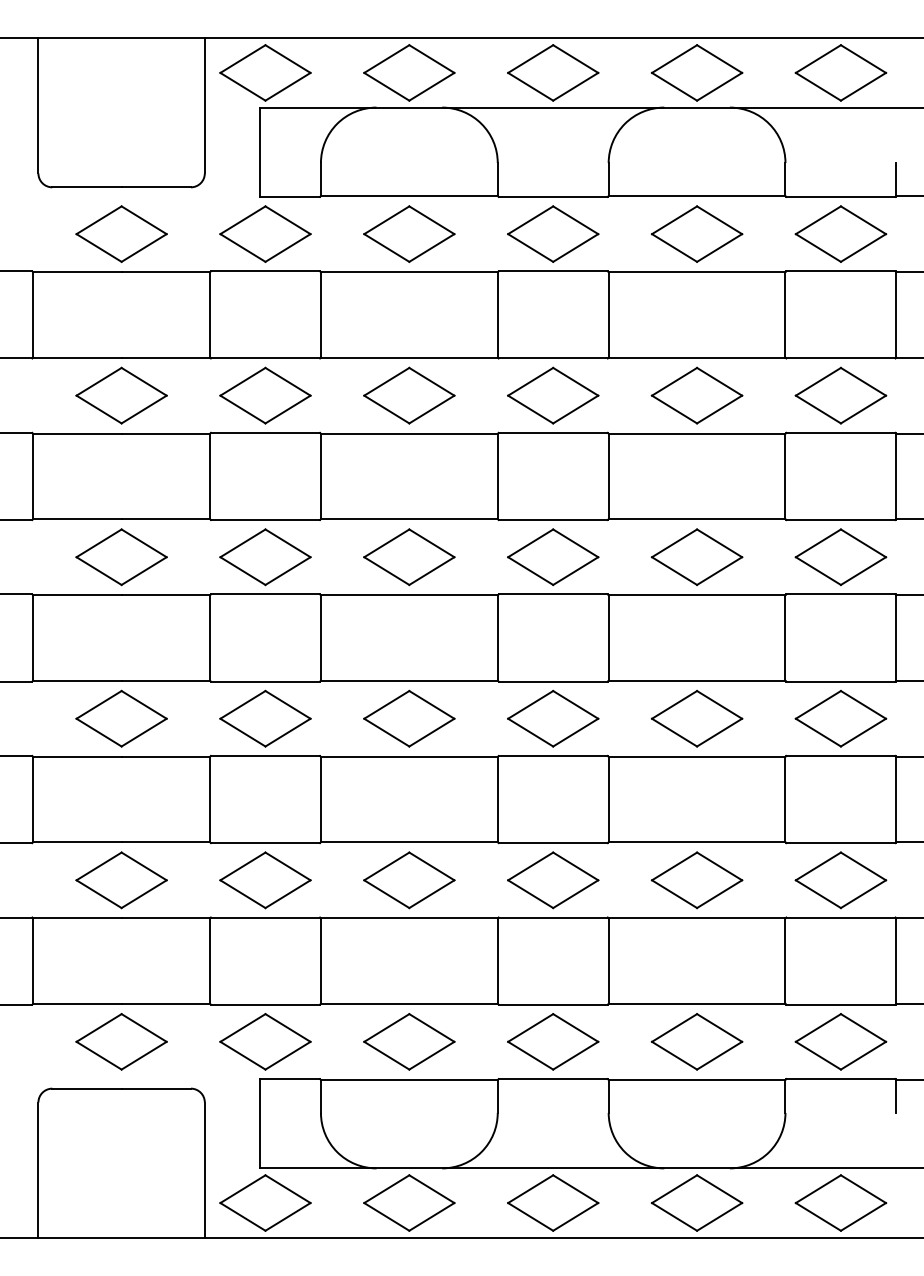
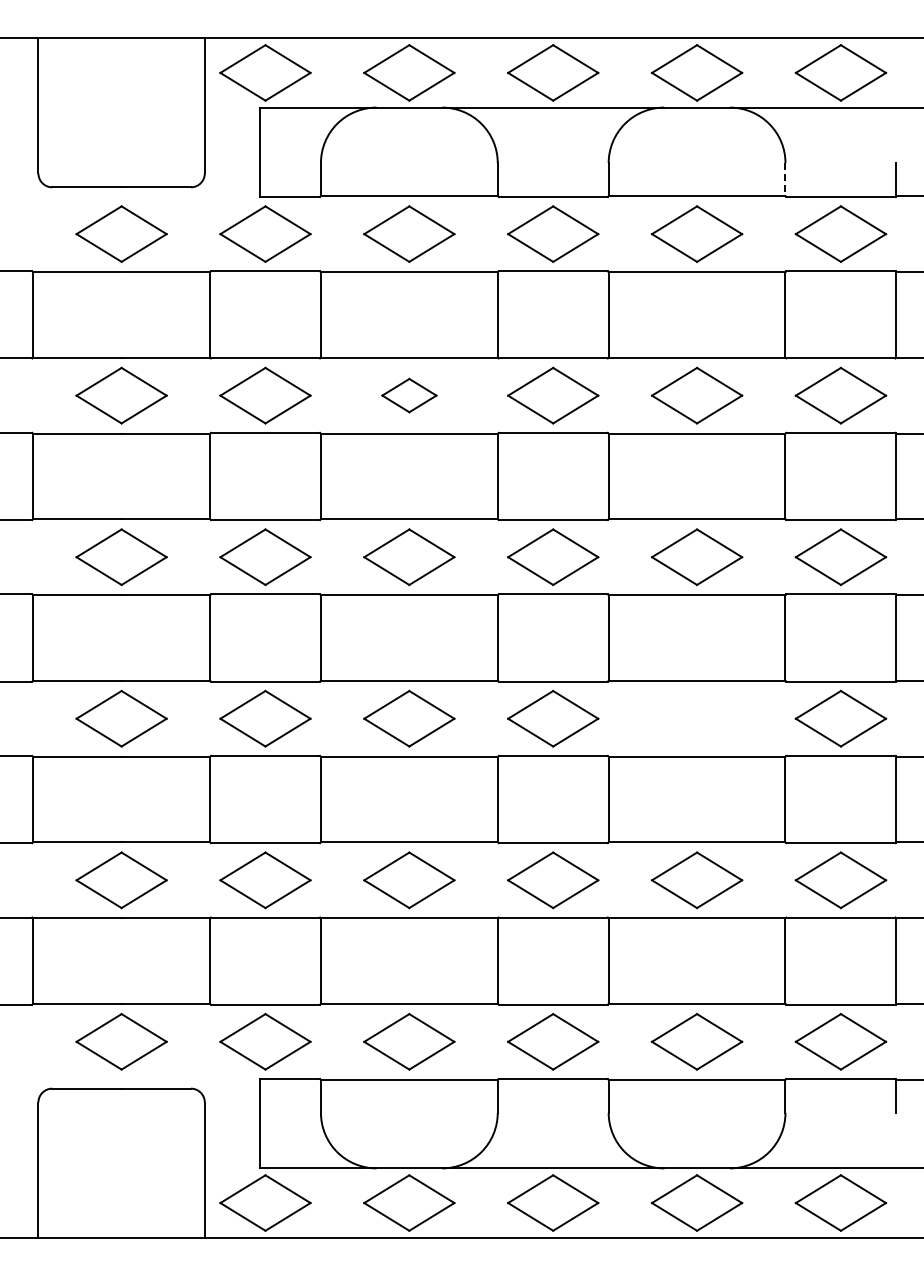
line: solid -> dashed (785, 180)
part size: 93x59 px -> 57x37 px (409, 395)
part: present -> none (696, 718)
